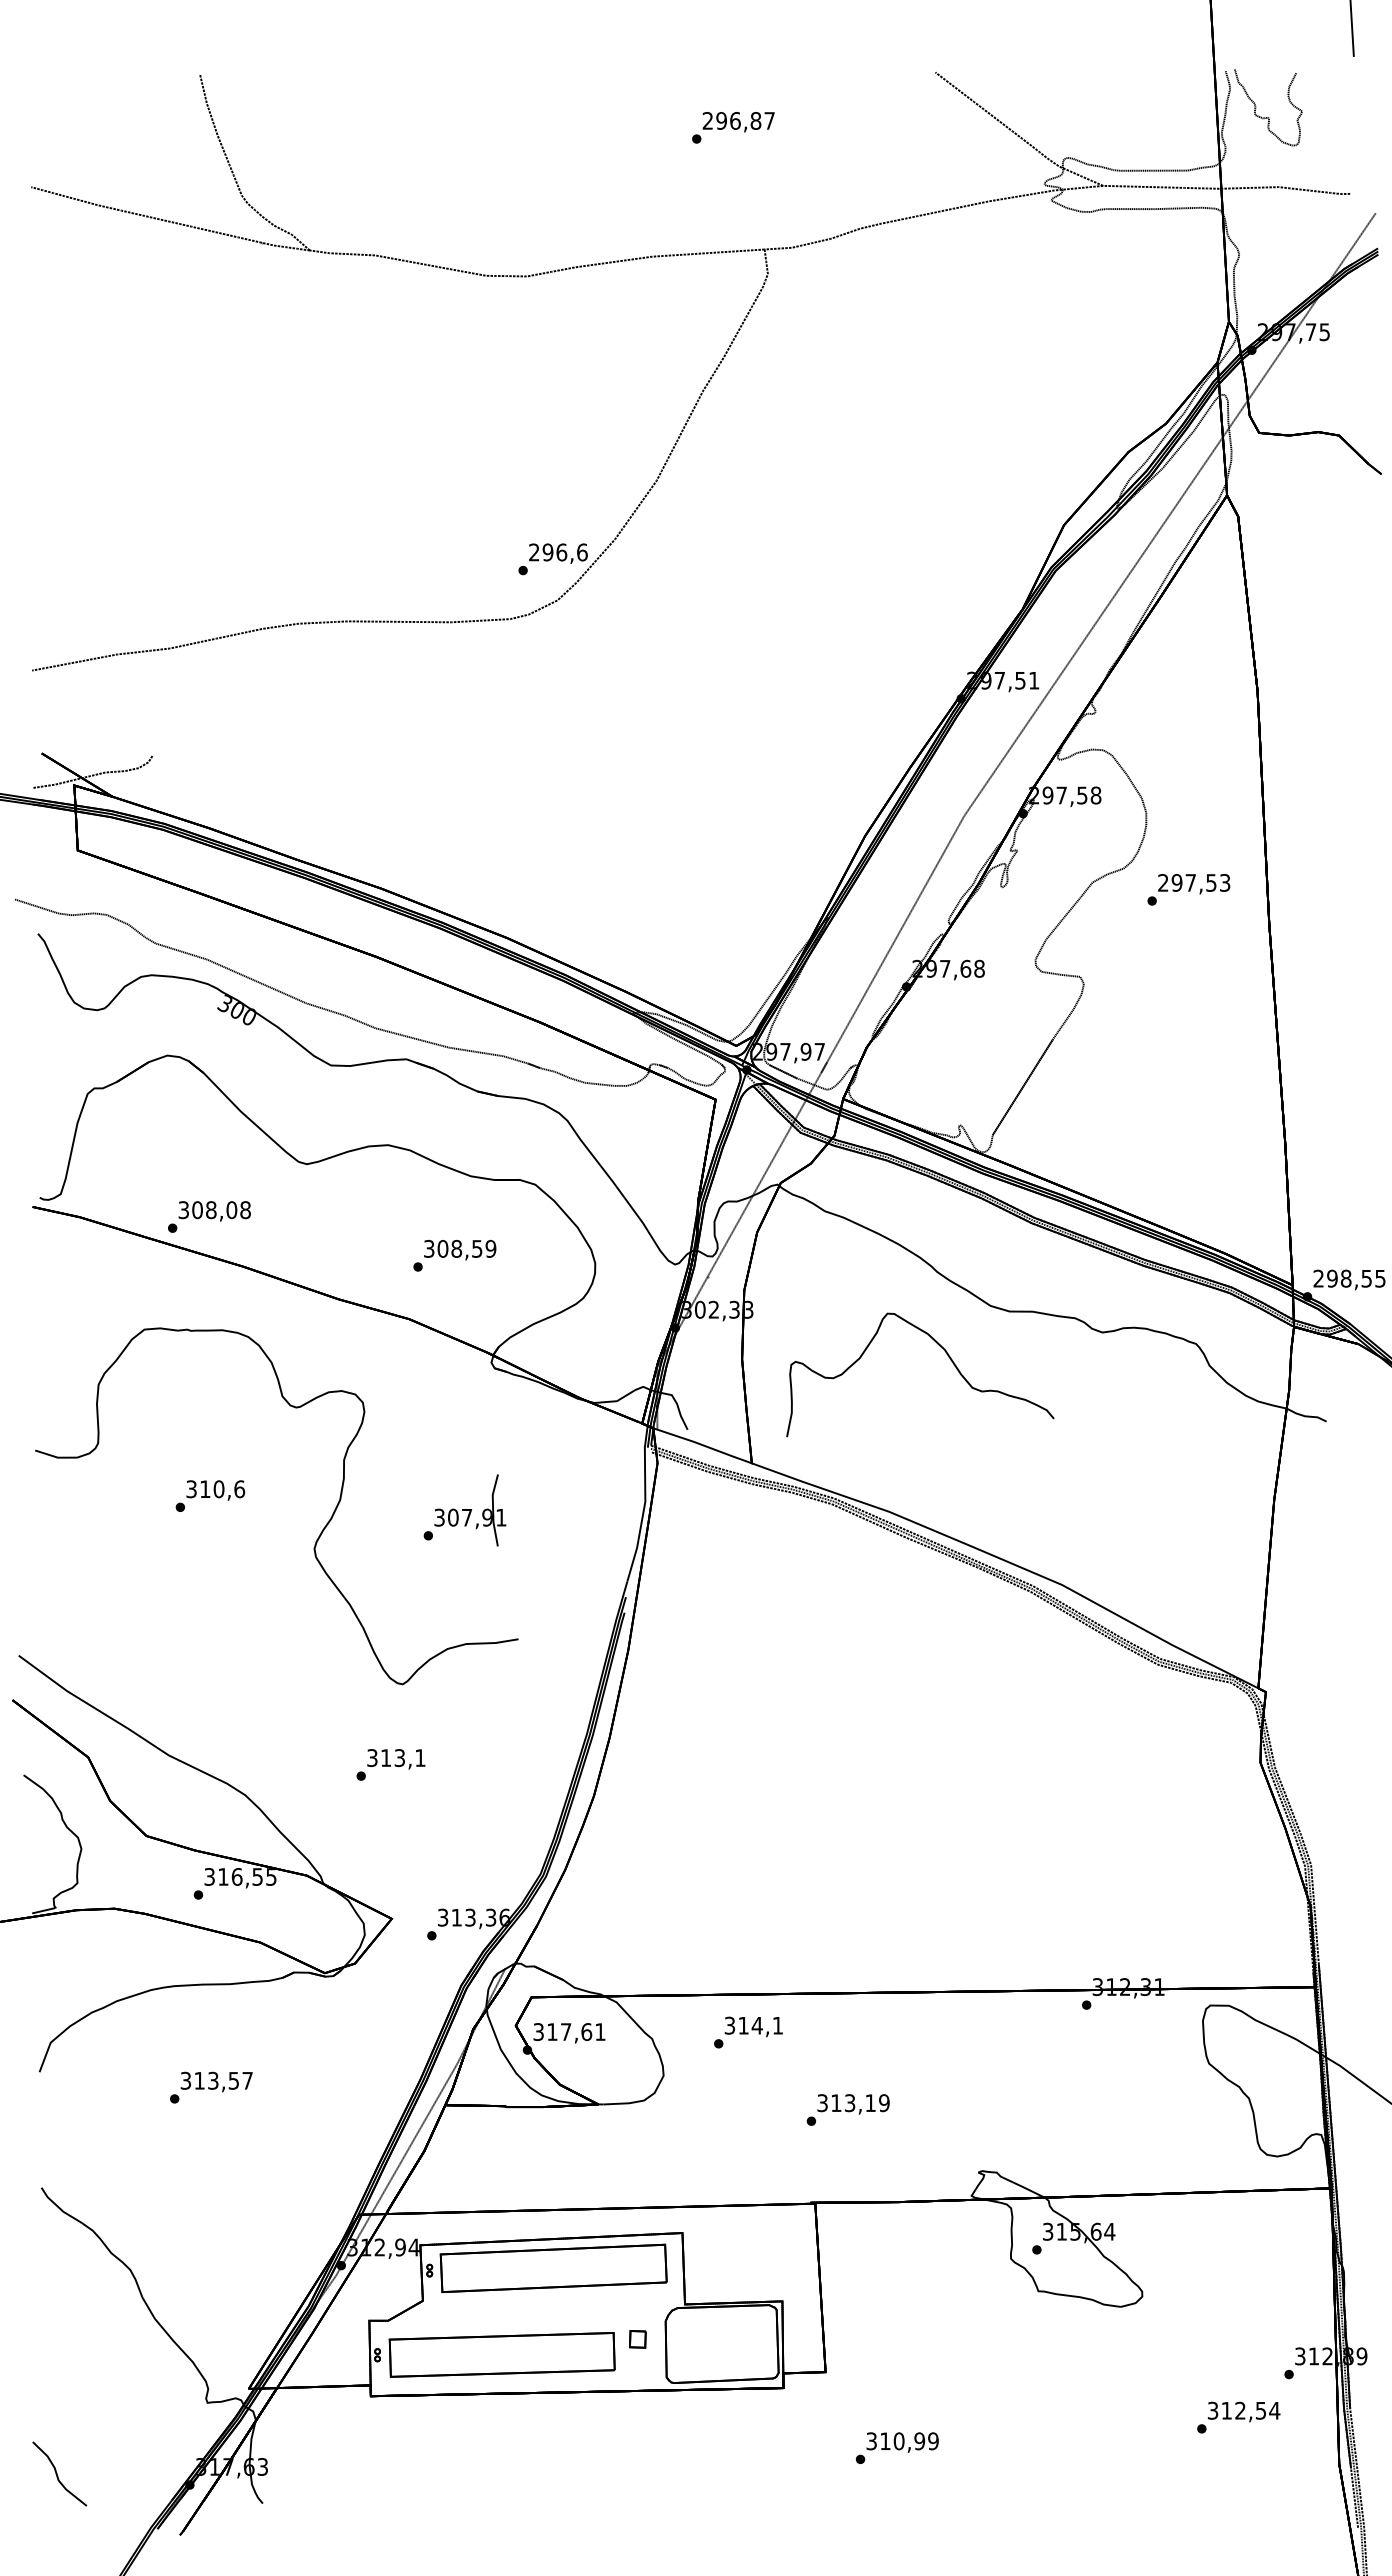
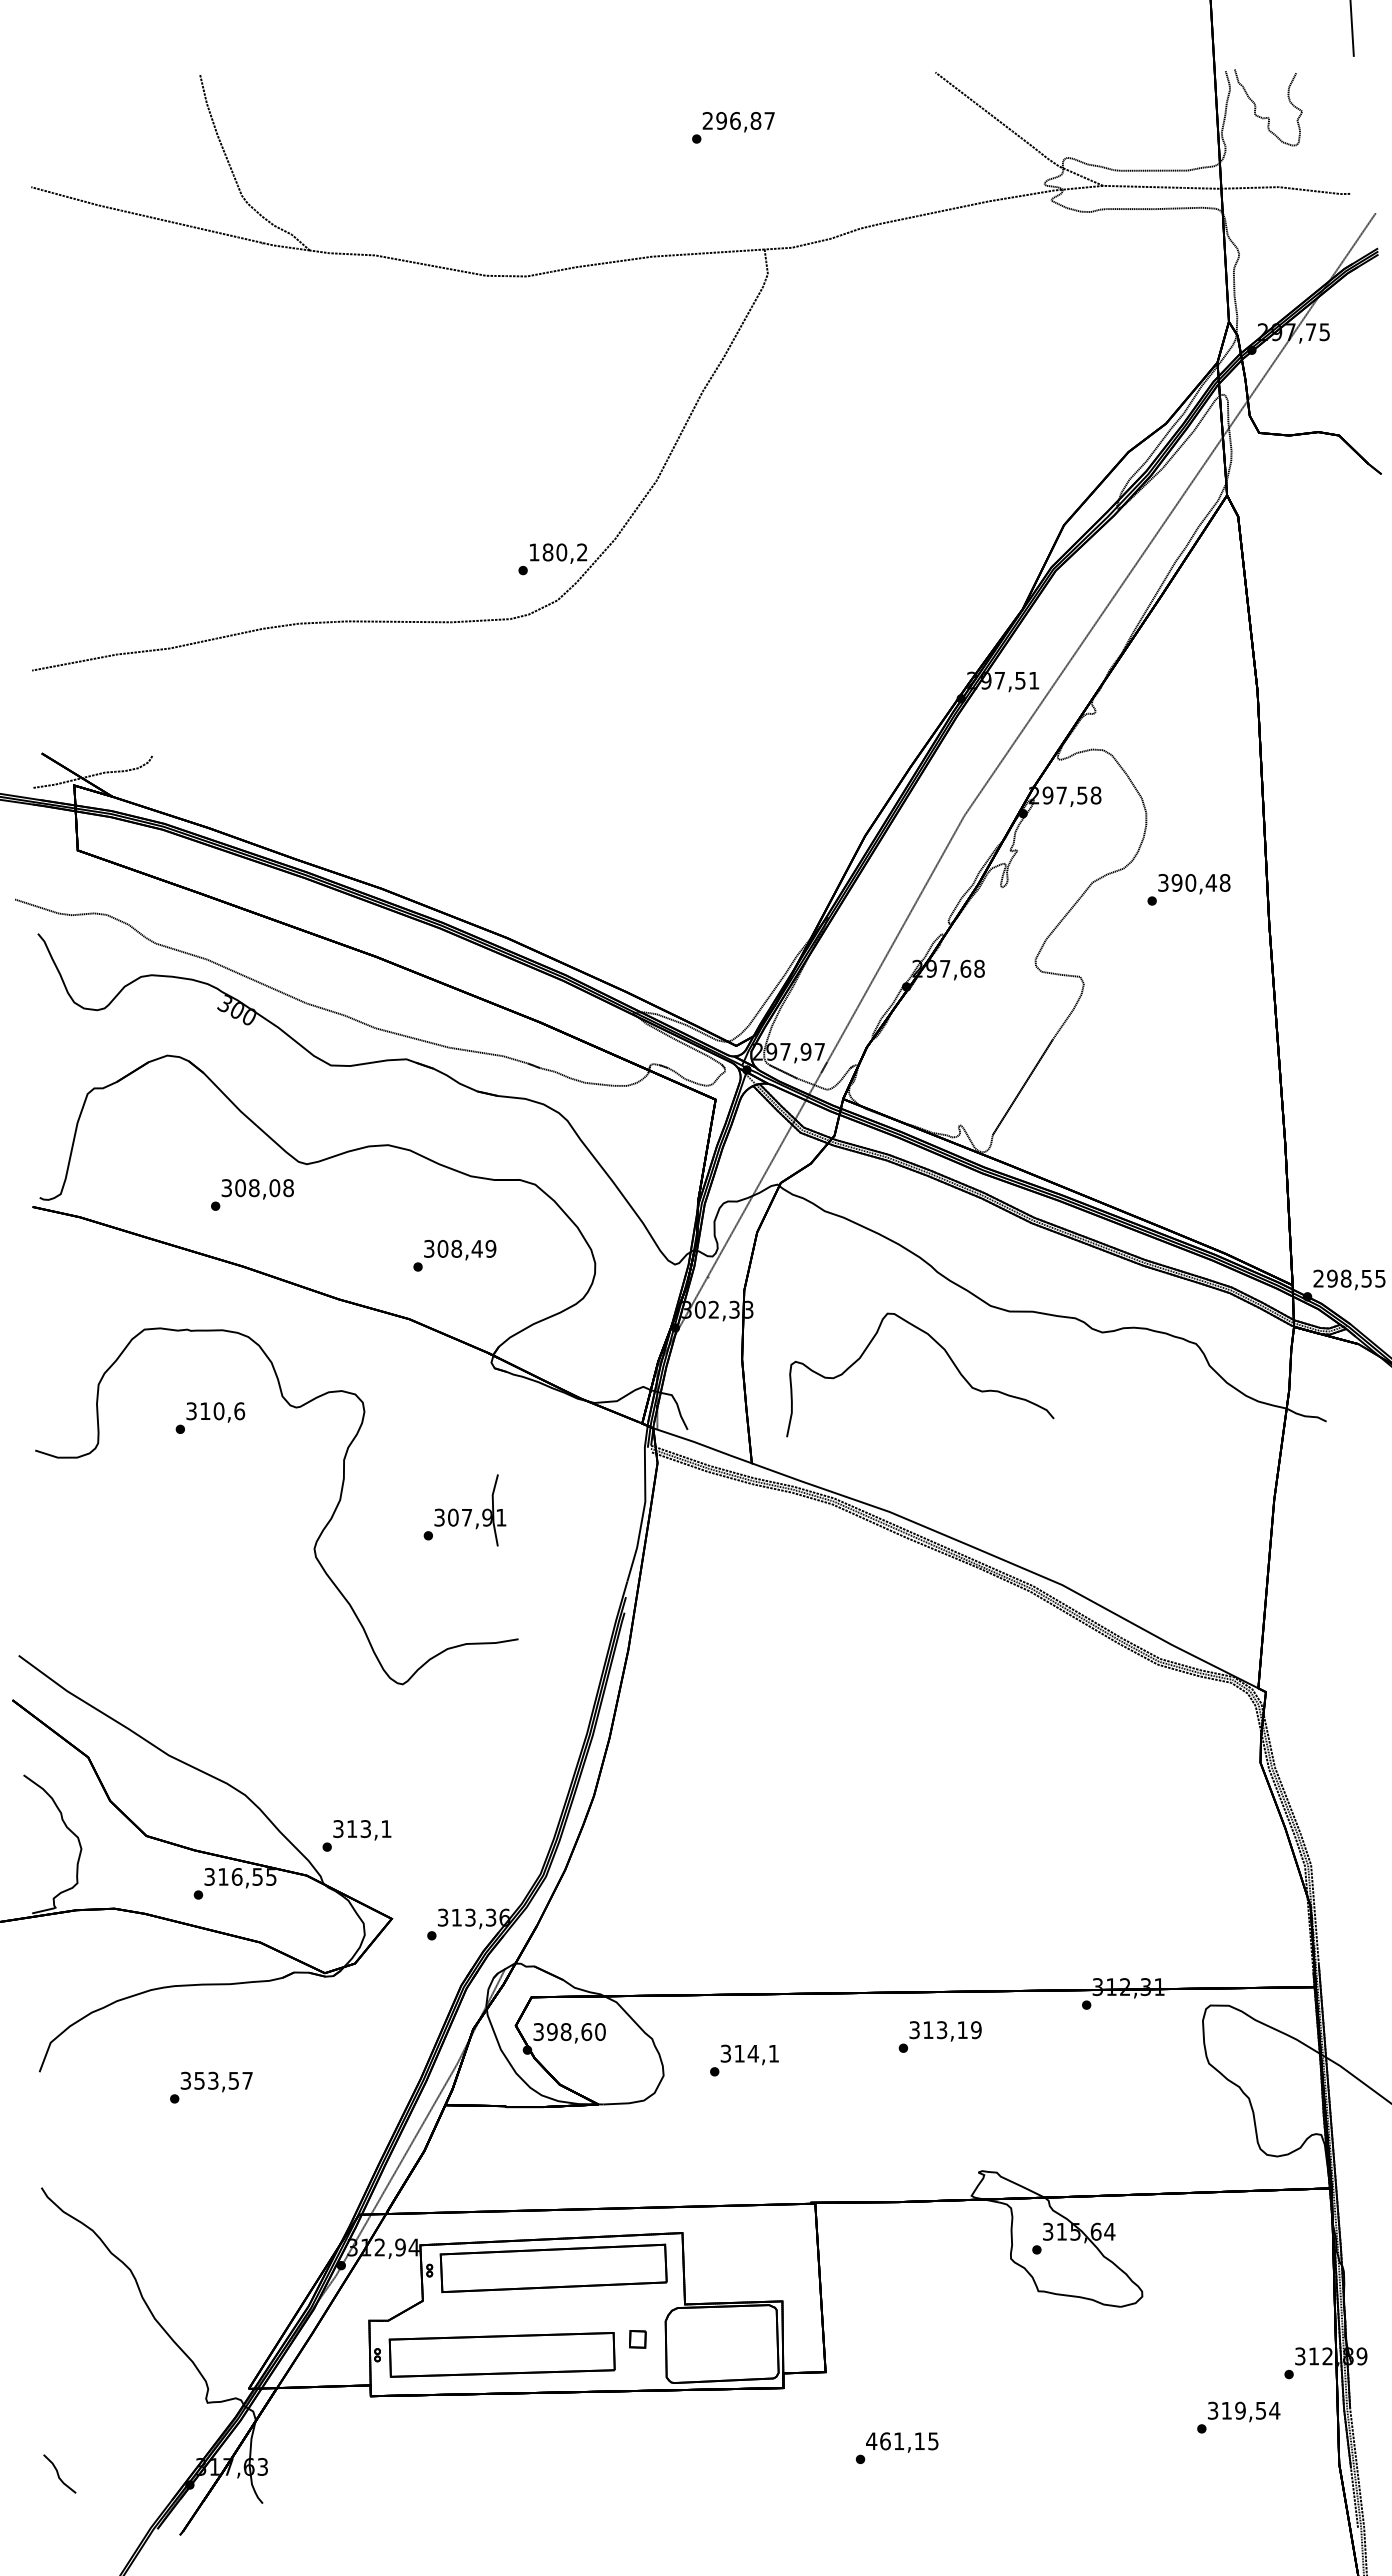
text: 296,6 -> 180,2 (558, 552)
text: 297,53 -> 390,48 (1194, 882)
text position: (209, 1216) -> (252, 1194) (252, 1194)
text: 308,59 -> 308,49 (476, 1248)
text position: (210, 1495) -> (210, 1417) (210, 1417)
text position: (390, 1764) -> (356, 1835) (356, 1835)
text: 317,61 -> 398,60 (576, 2032)
text position: (748, 2032) -> (744, 2060) (744, 2060)
text: 313,57 -> 353,57 (199, 2080)
text position: (847, 2109) -> (939, 2036) (939, 2036)
text: 312,54 -> 319,54 (1240, 2410)
text: 310,99 -> 461,15 (902, 2441)
part size: 56x66 px -> 34x40 px (59, 2473)
